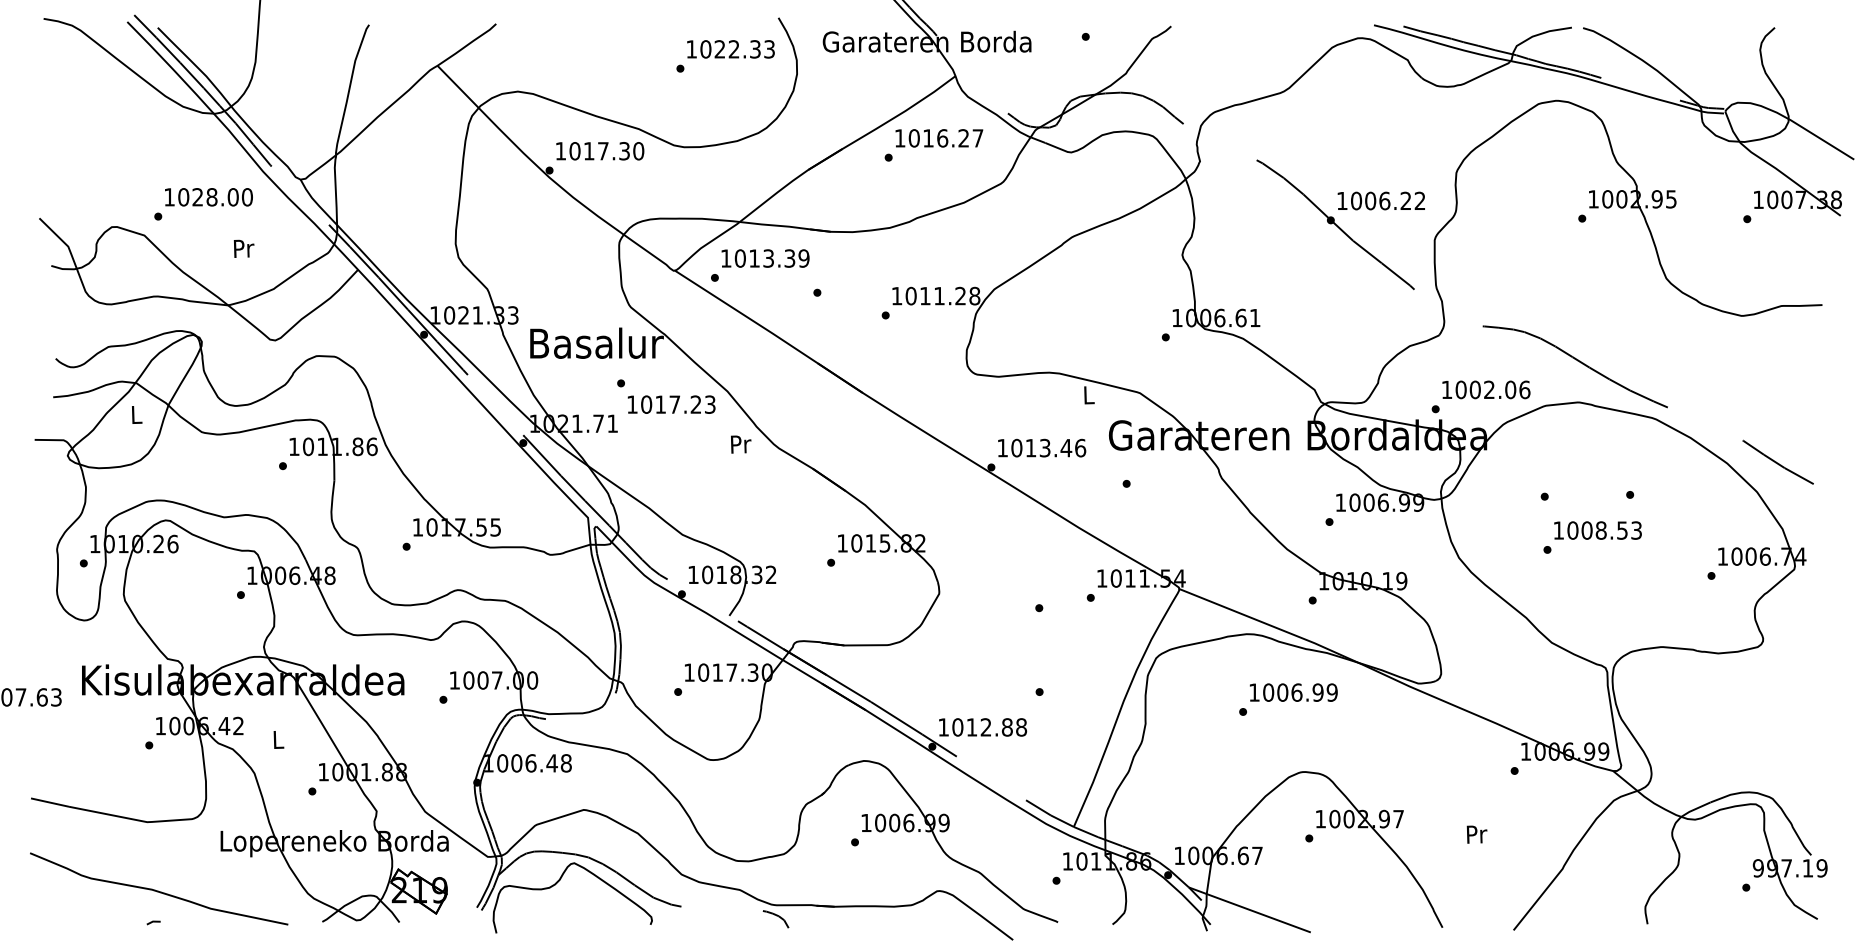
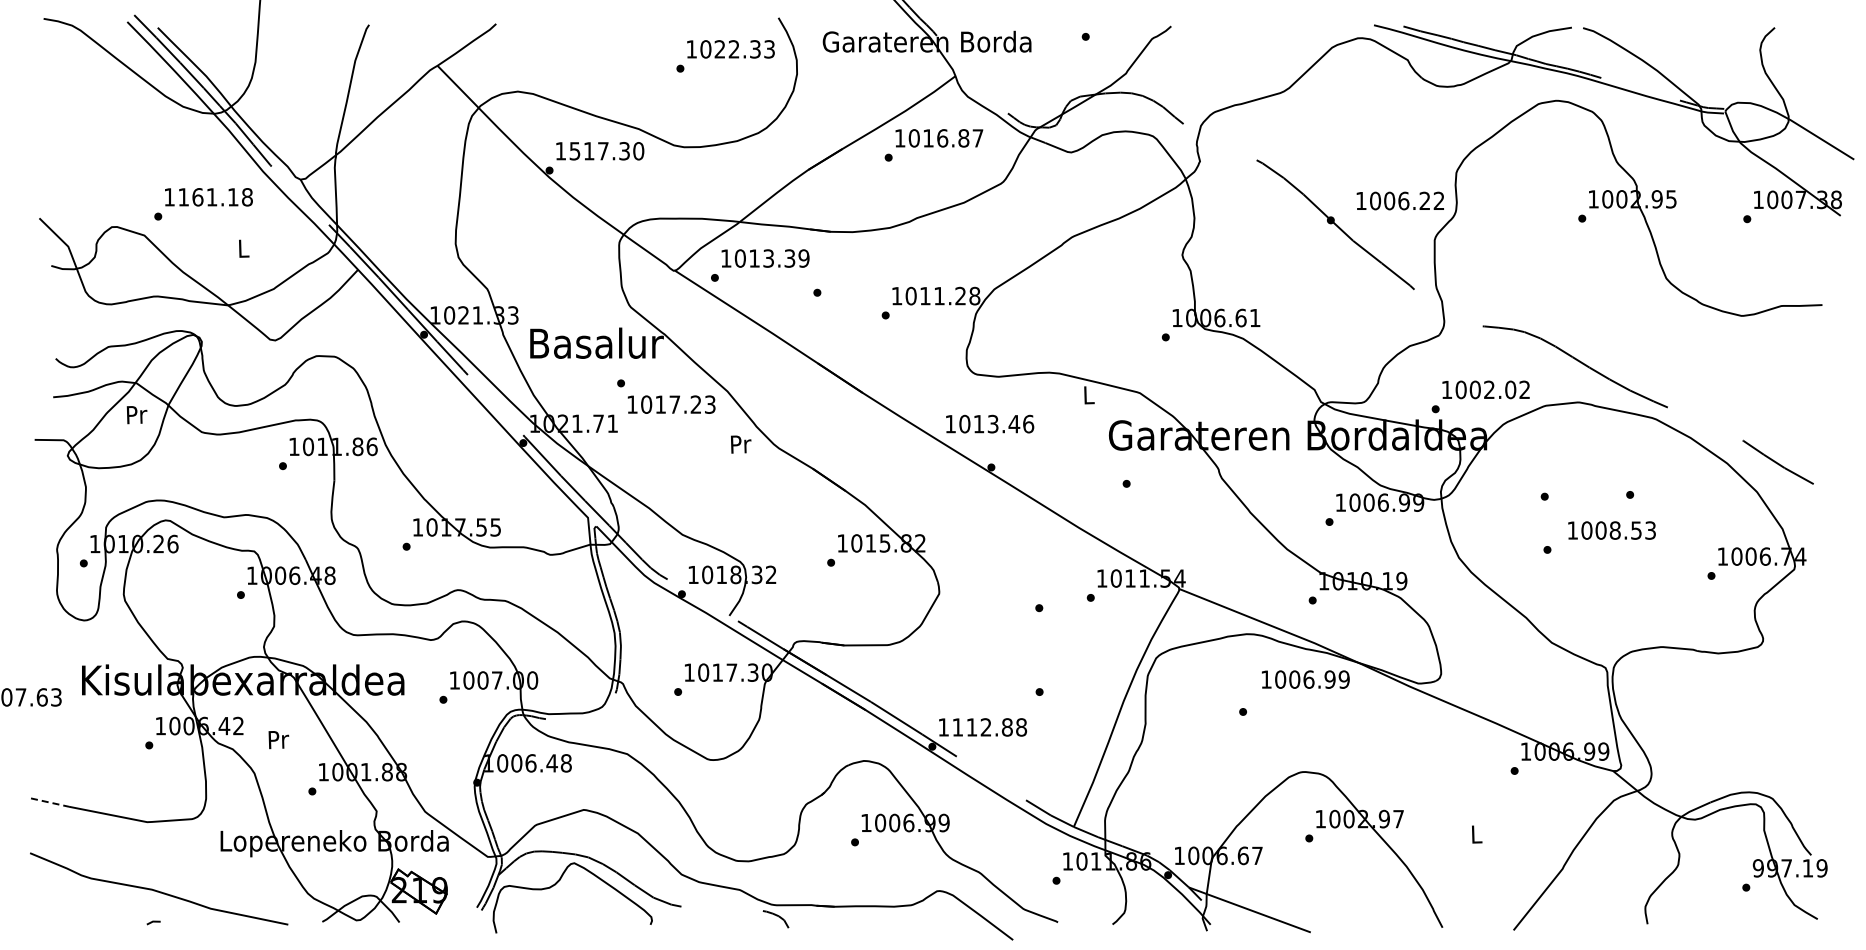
text: 1016.27 -> 1016.87 (963, 138)
text: 1017.30 -> 1517.30 (574, 151)
text: 1028.00 -> 1161.18 (215, 197)
text position: (1380, 200) -> (1399, 200) (1399, 200)
text: Pr -> L (243, 248)
text: 1002.06 -> 1002.02 (1524, 389)
text: L -> Pr (136, 415)
text position: (1042, 447) -> (990, 423) (990, 423)
text position: (1597, 530) -> (1611, 530) (1611, 530)
text position: (1293, 692) -> (1305, 679) (1305, 679)
text: 1012.88 -> 1112.88 (957, 727)
text: L -> Pr (278, 740)
line: solid -> dashed (50, 802)
text: Pr -> L (1476, 834)
